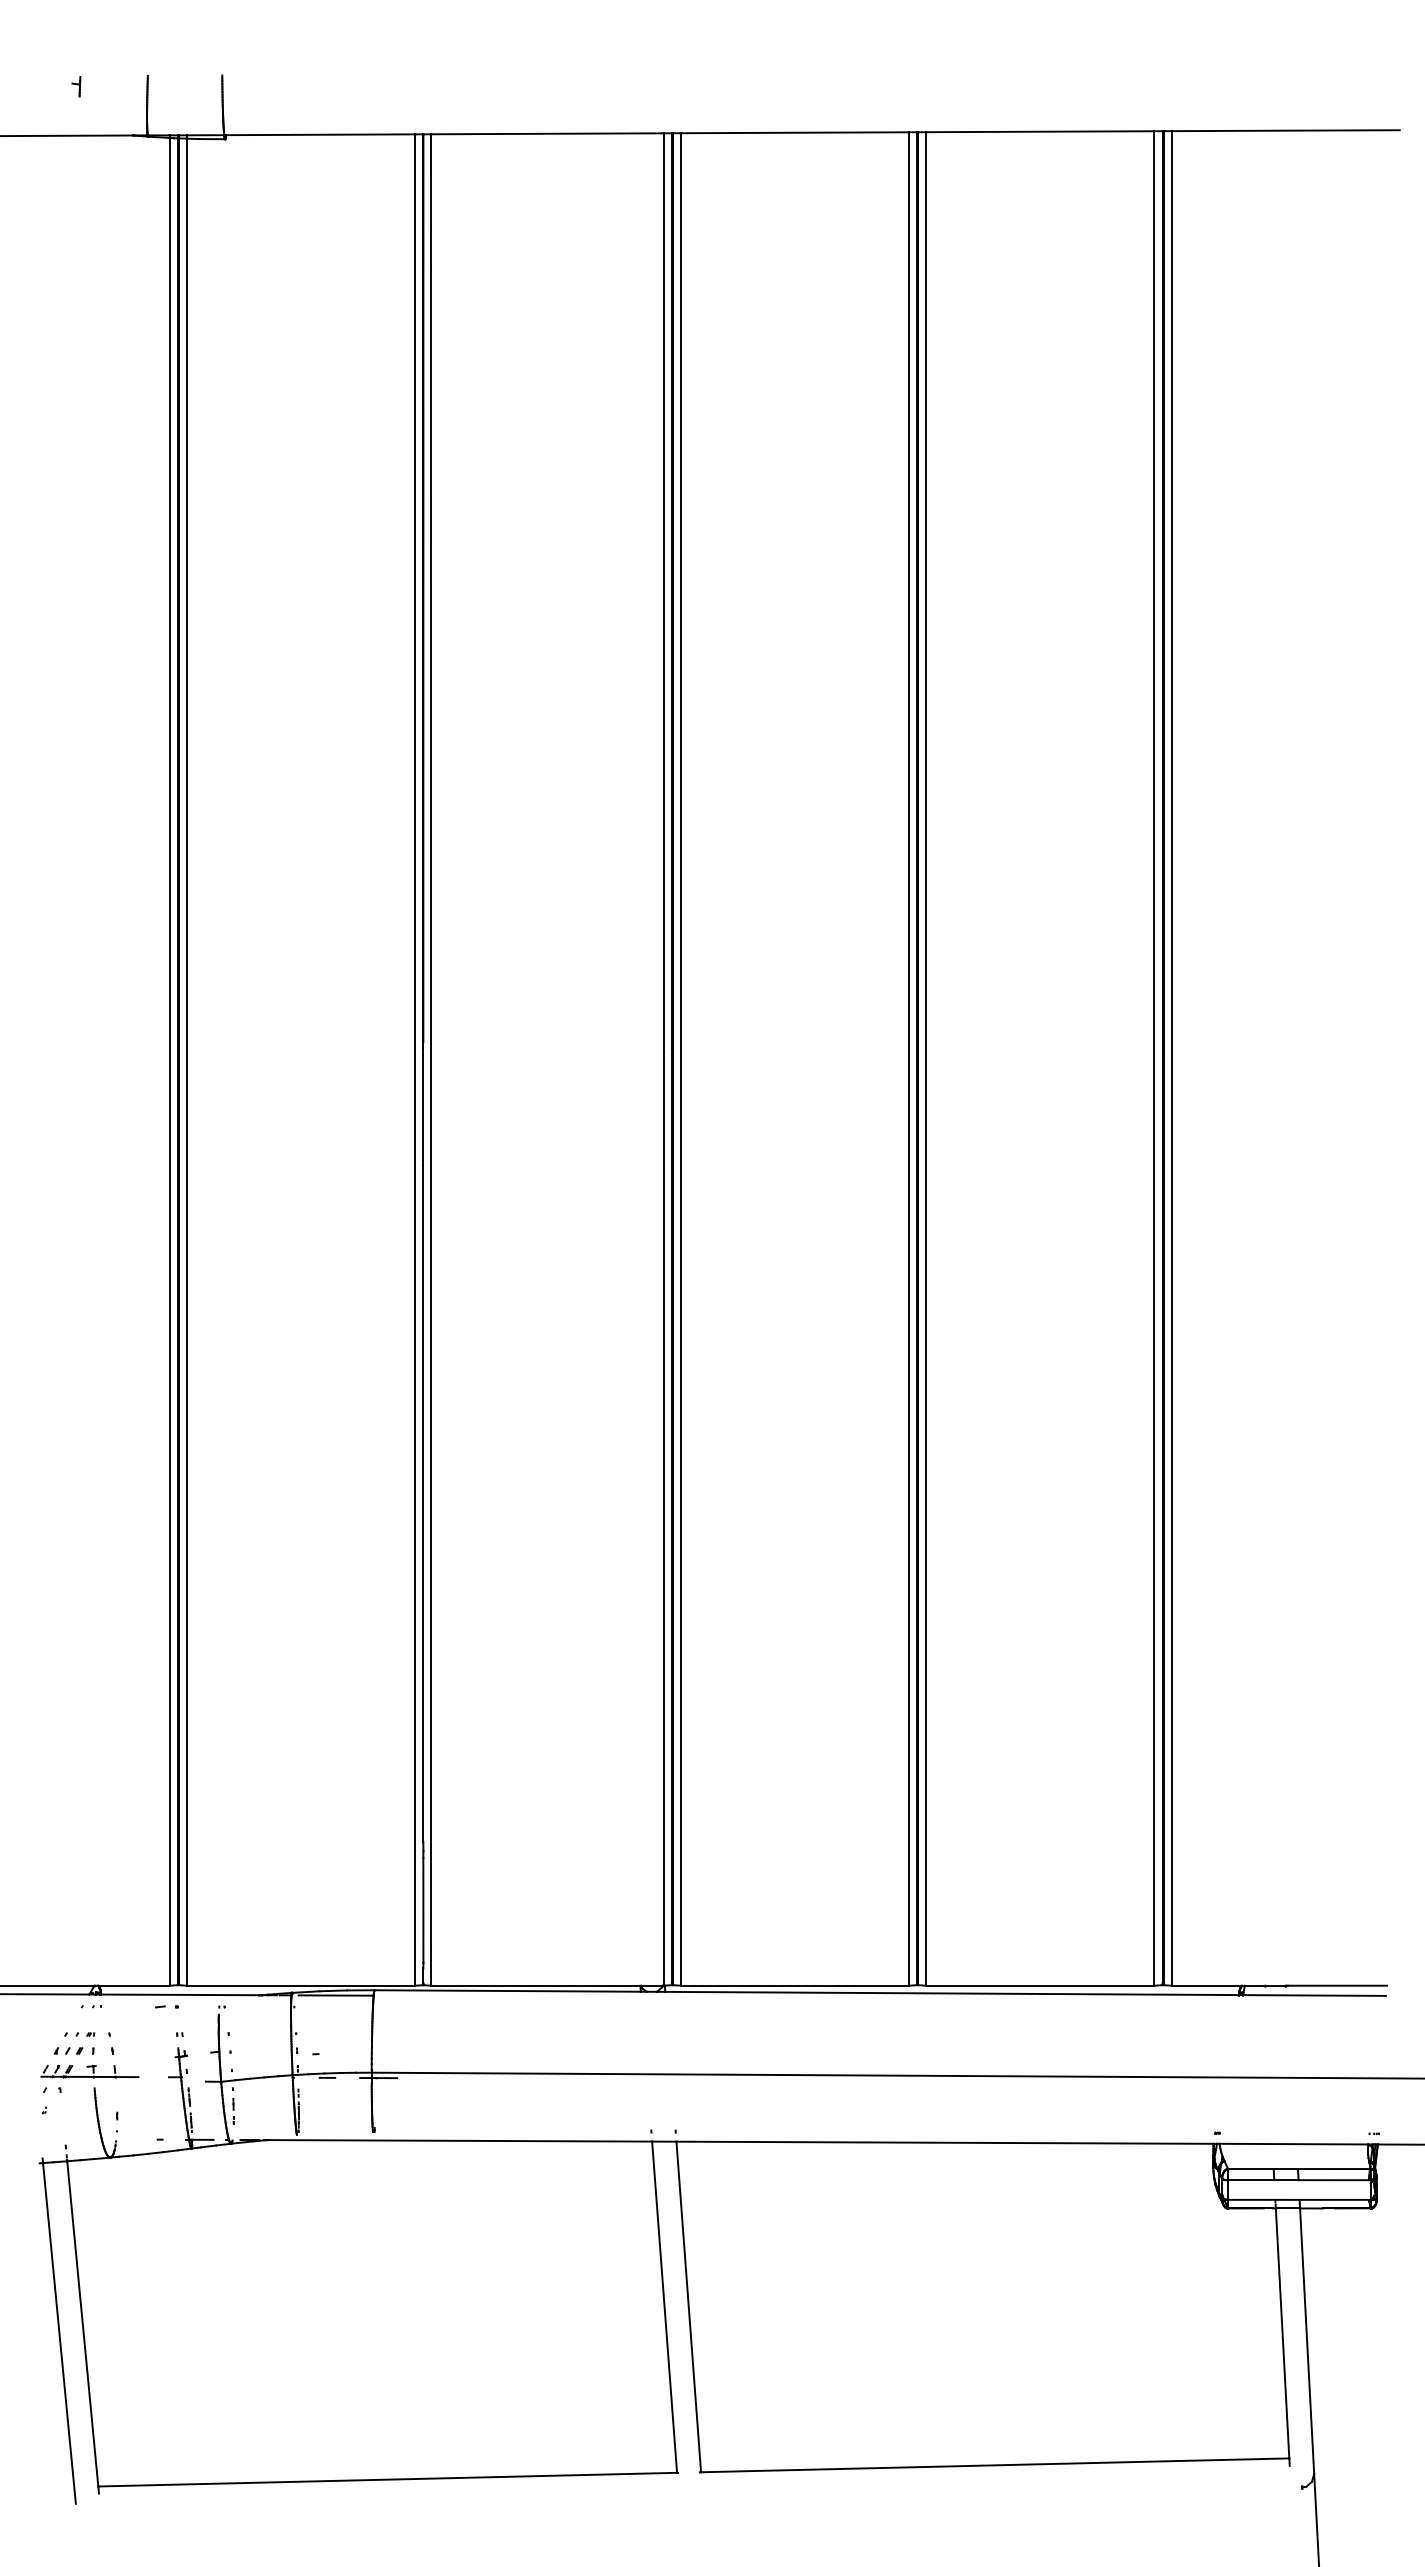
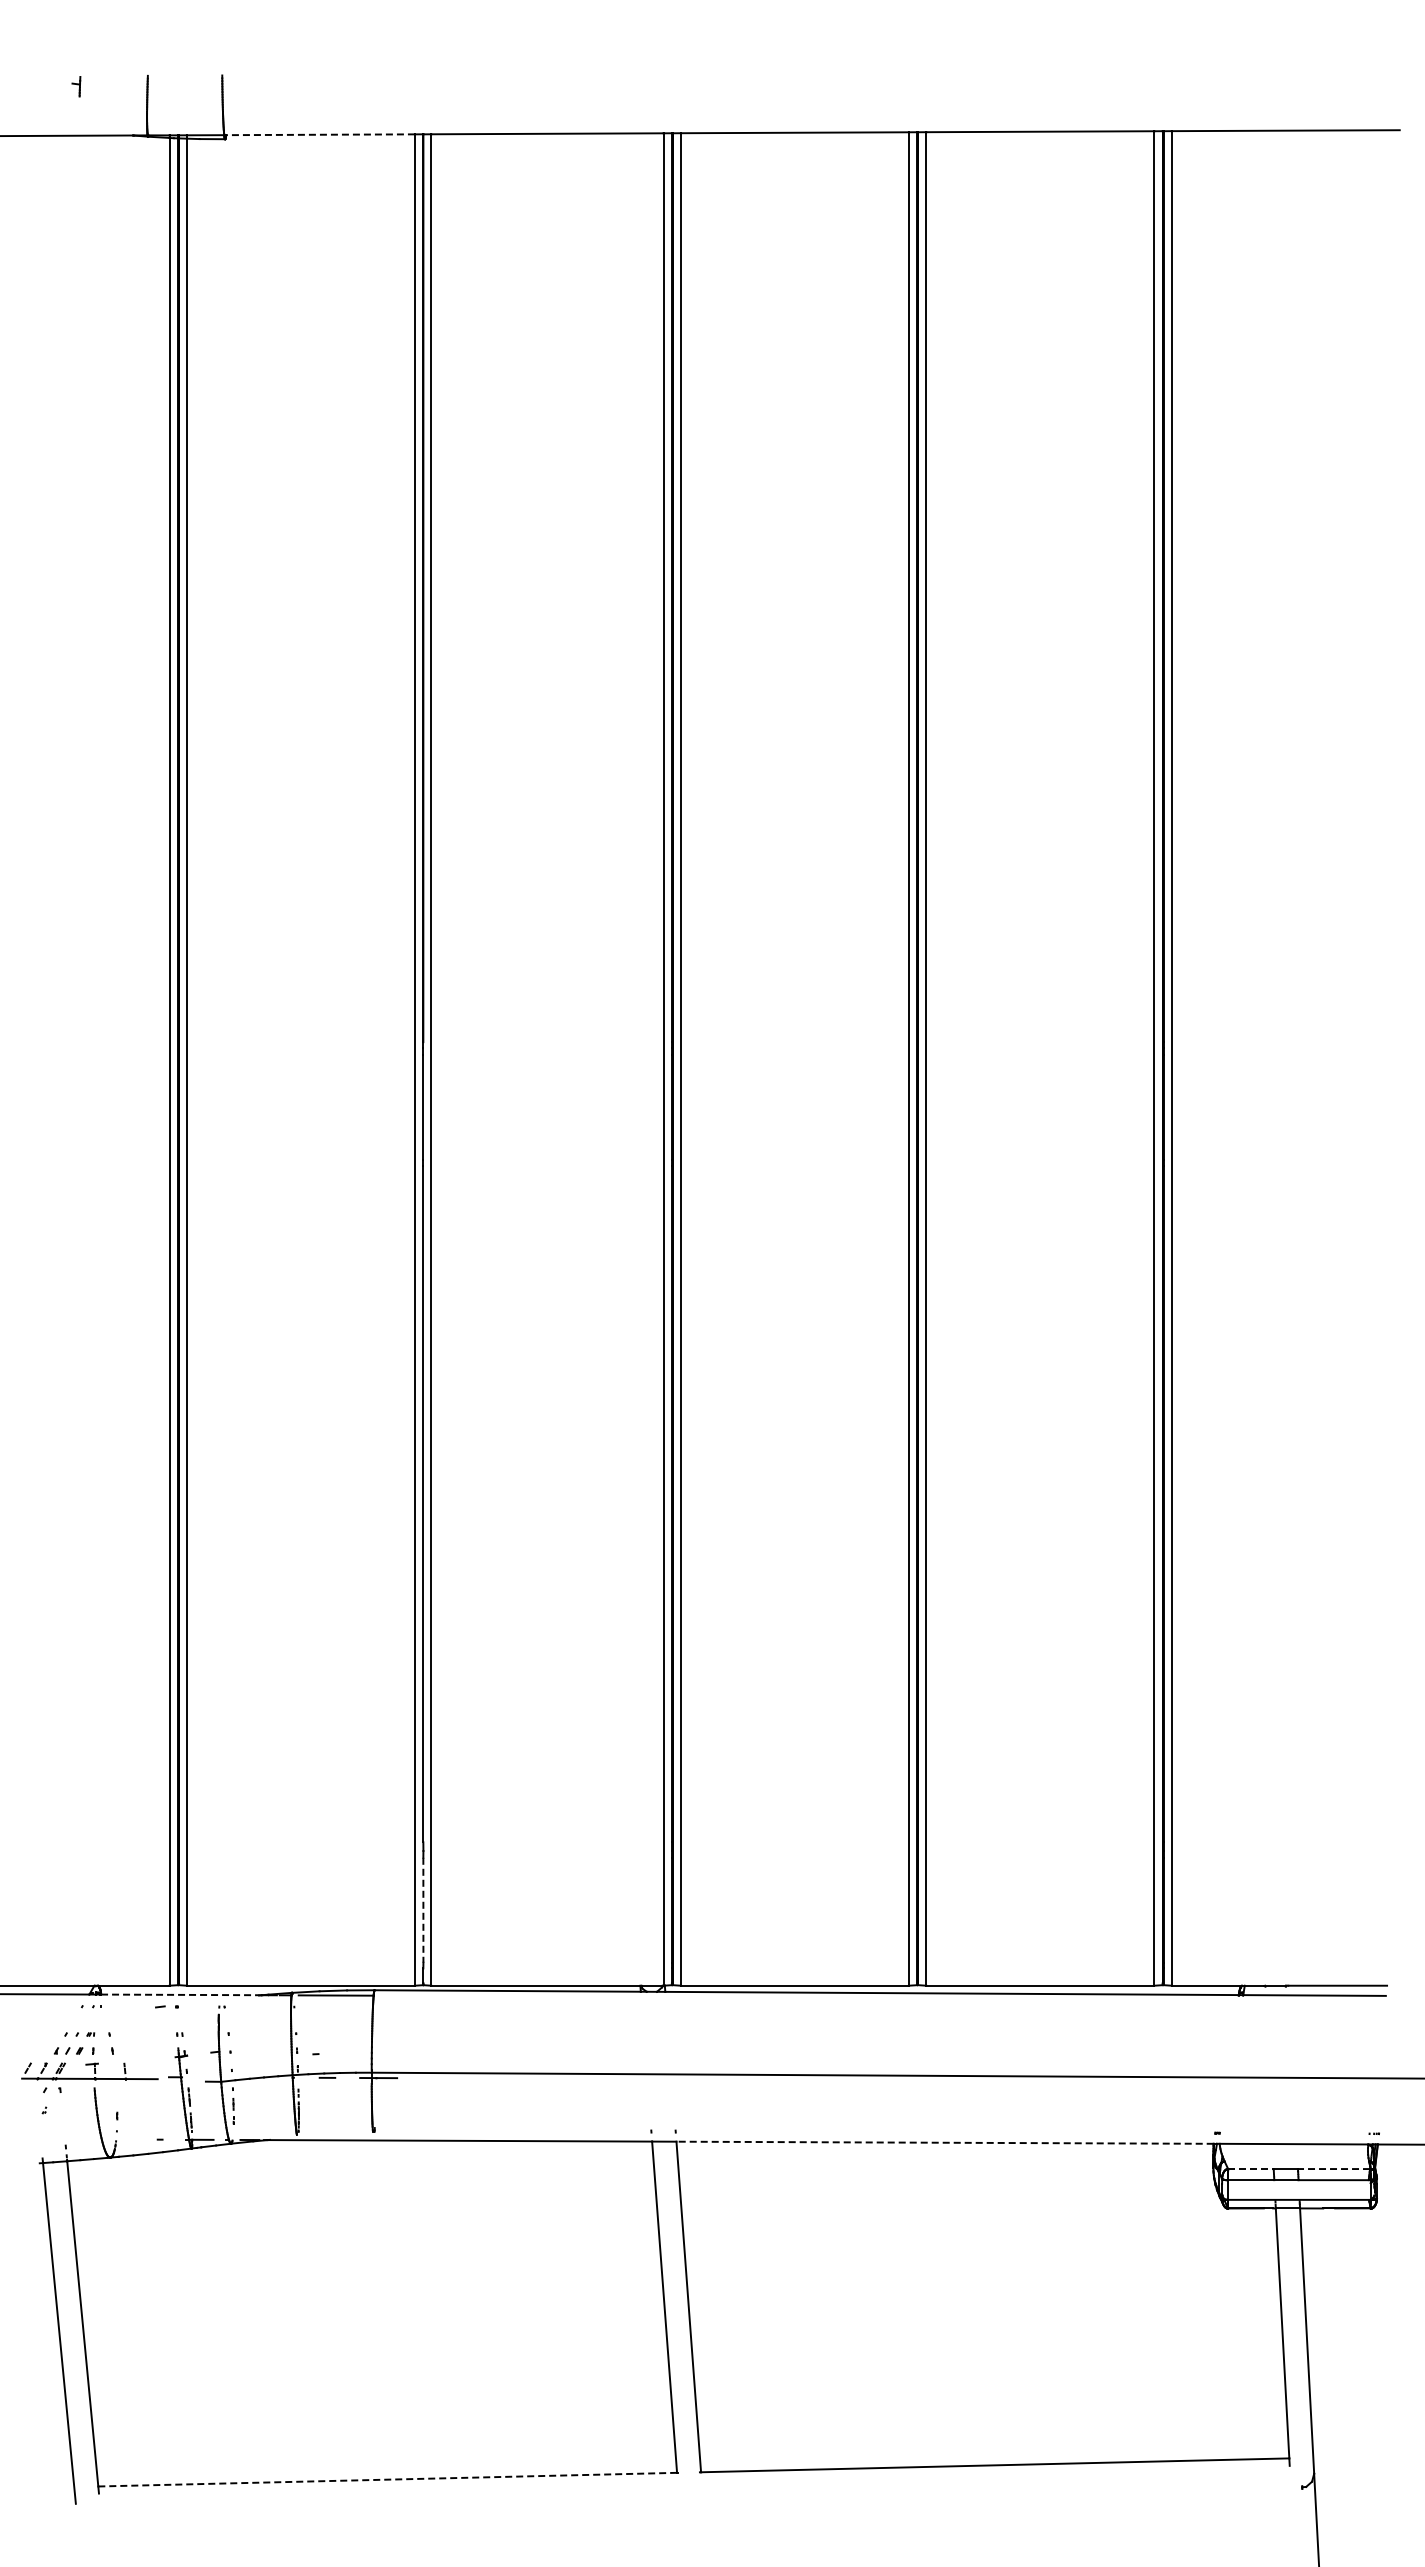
line: solid -> dashed (320, 134)
line: solid -> dashed (423, 1910)
line: solid -> dashed (181, 1994)
part size: 100x14 px -> 138x19 px (89, 2071)
line: solid -> dashed (945, 2142)
line: solid -> dashed (1250, 2169)
line: solid -> dashed (1333, 2169)
line: solid -> dashed (388, 2479)
